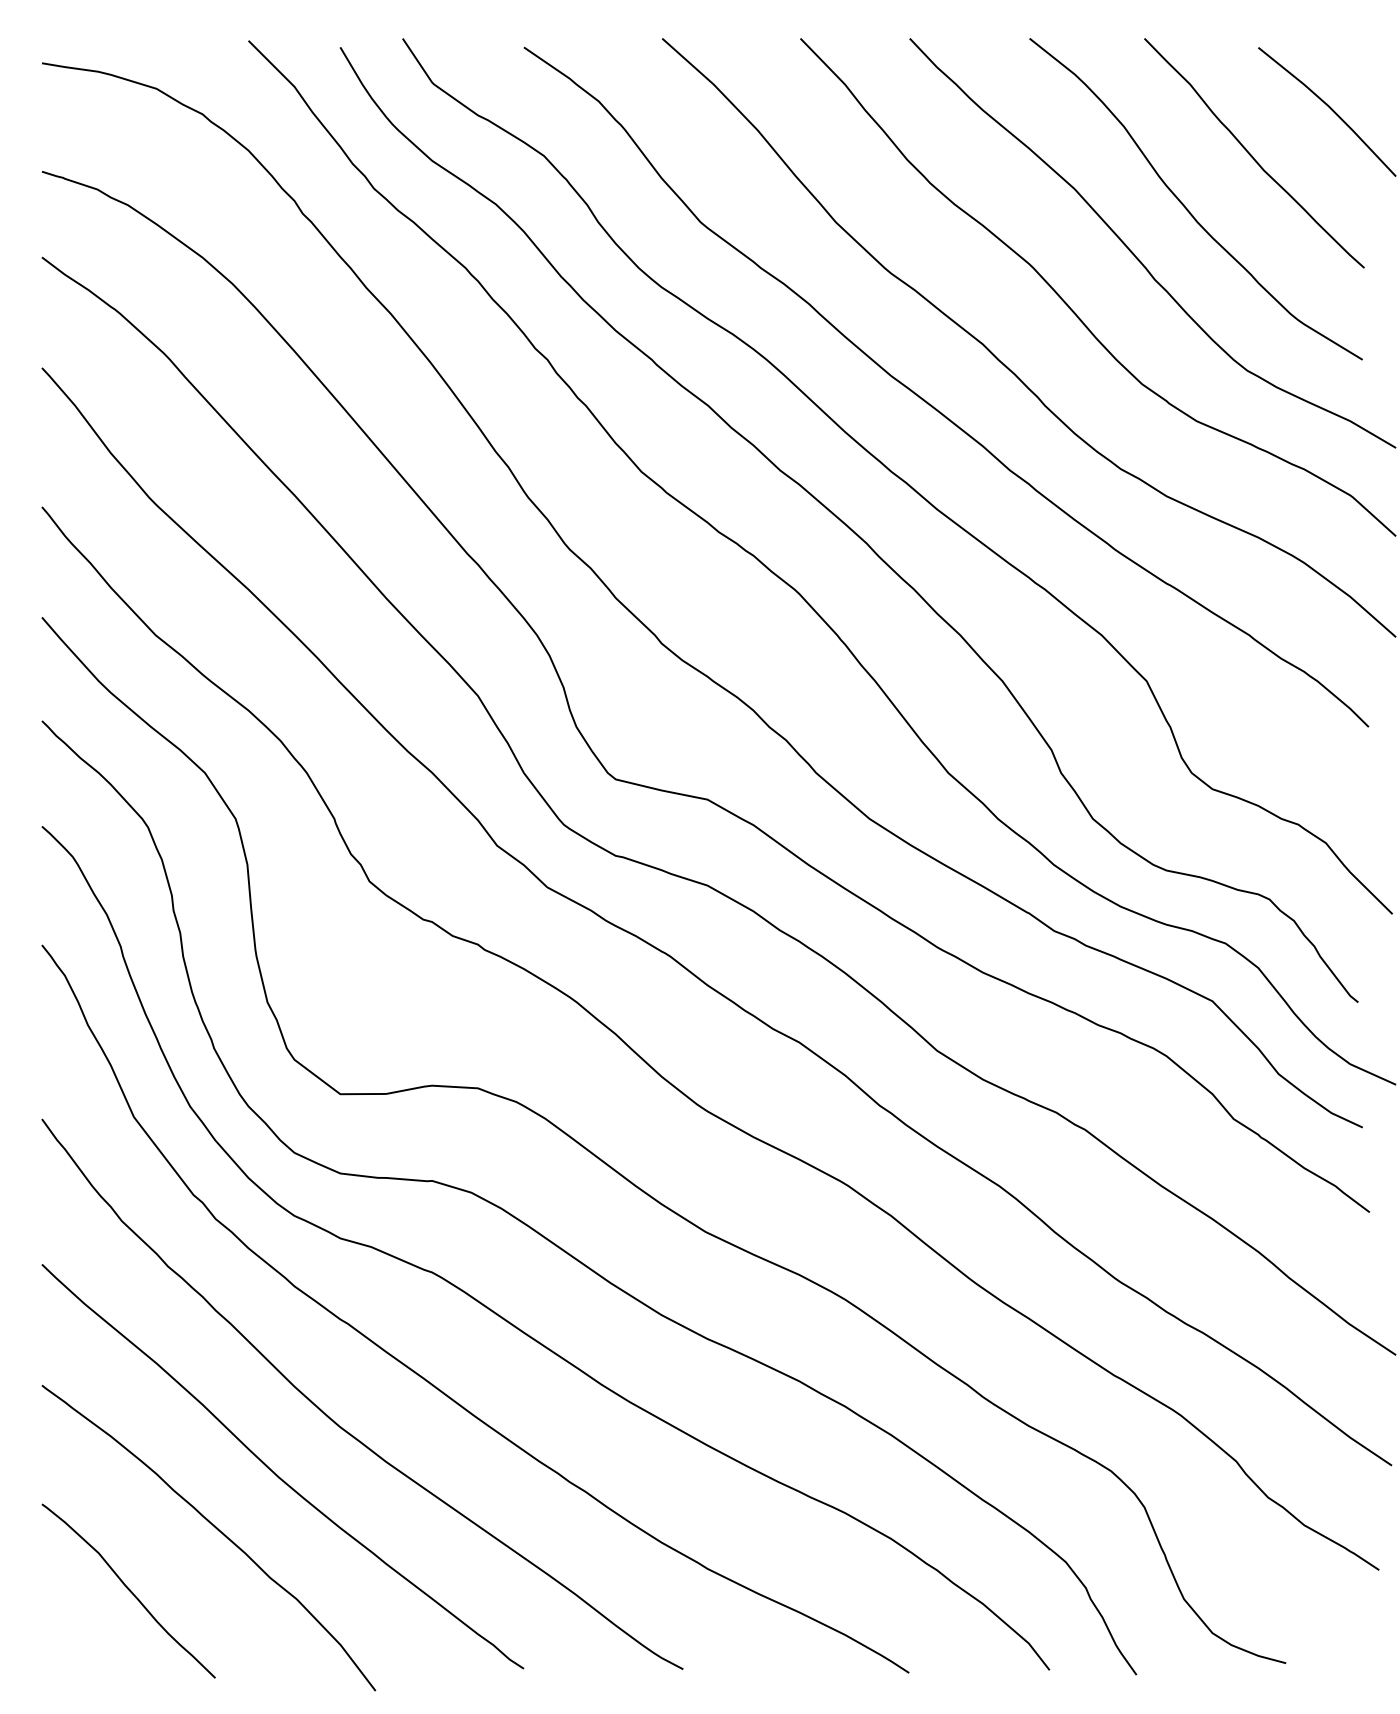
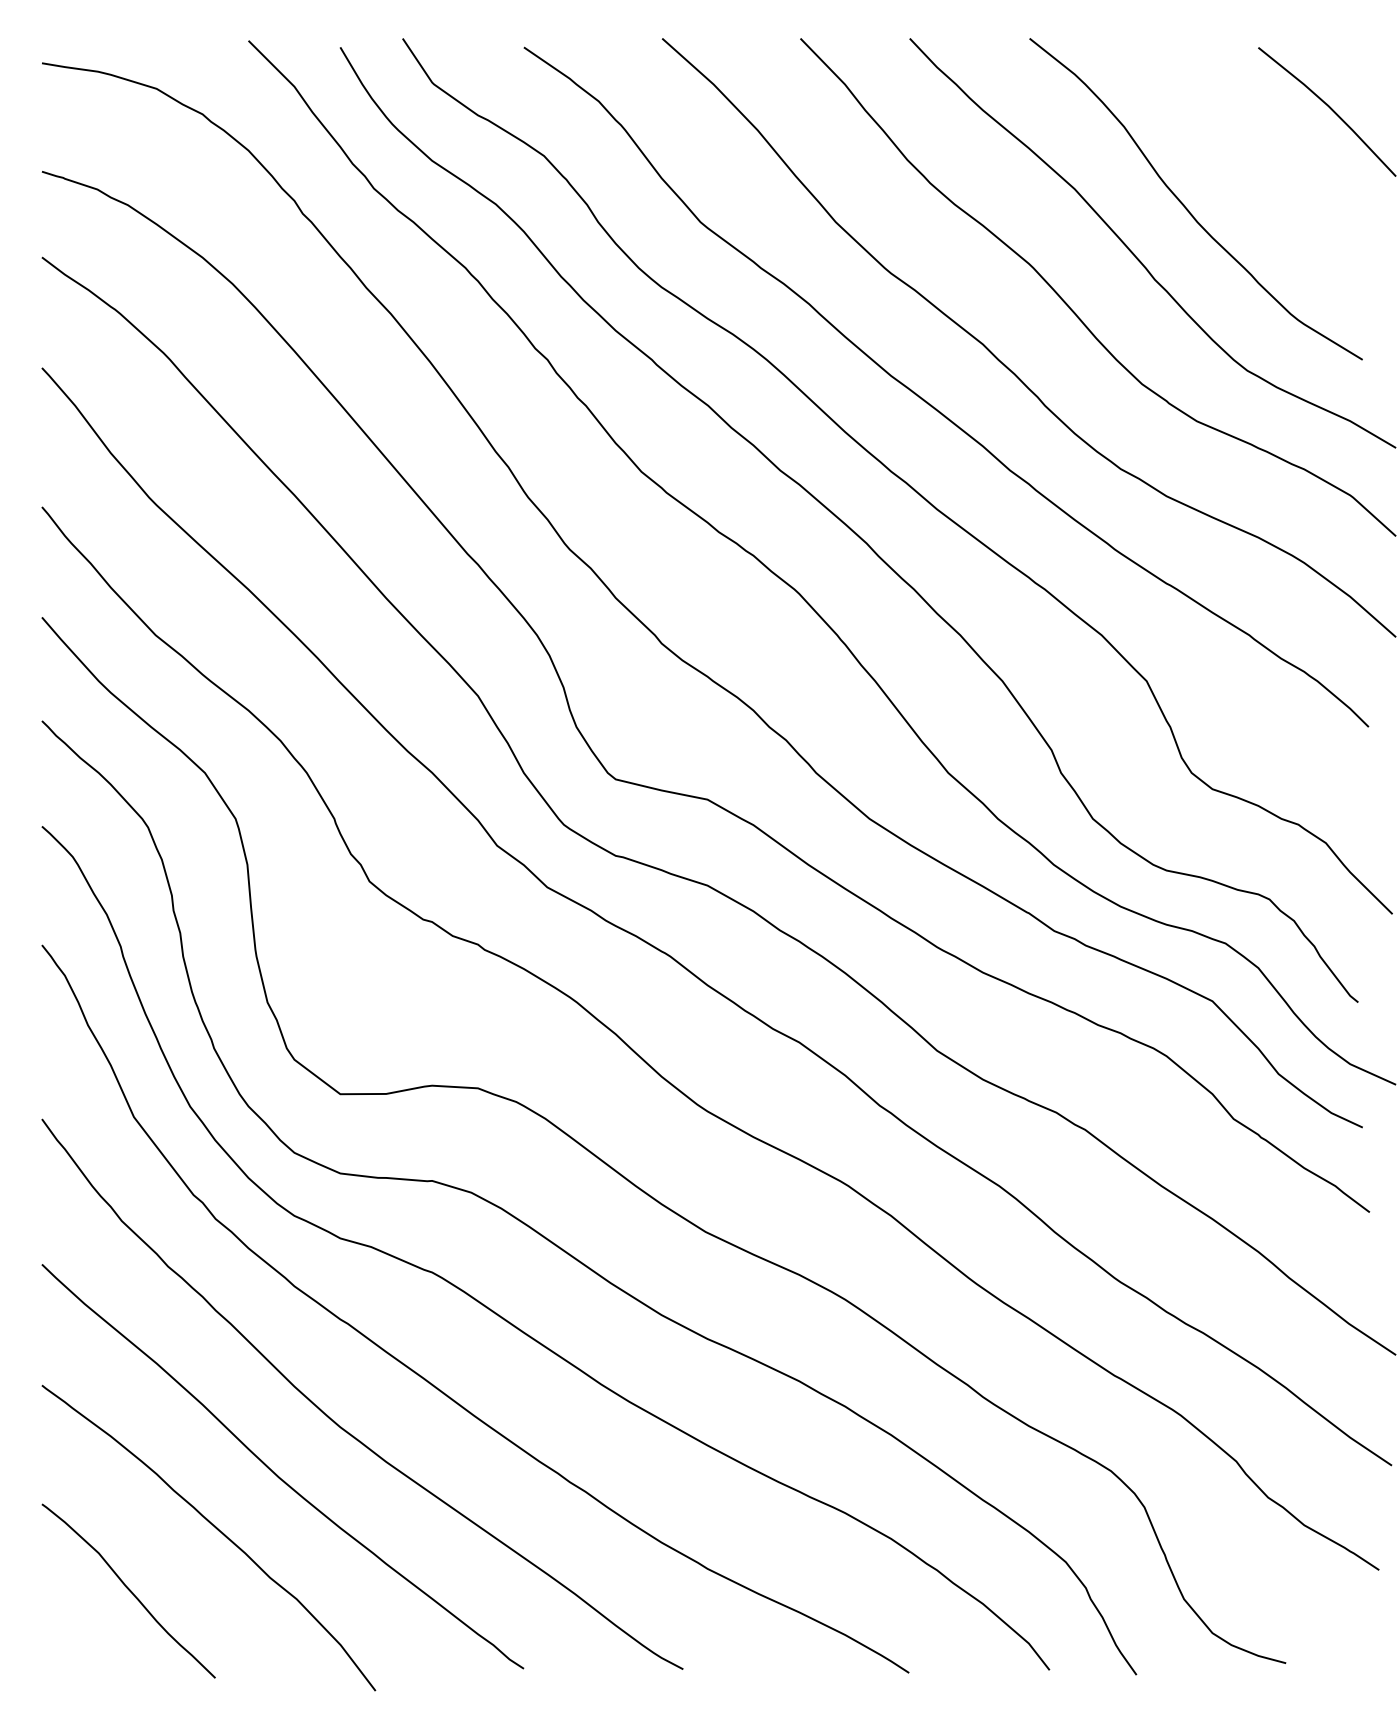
curve: present -> none (1252, 155)
